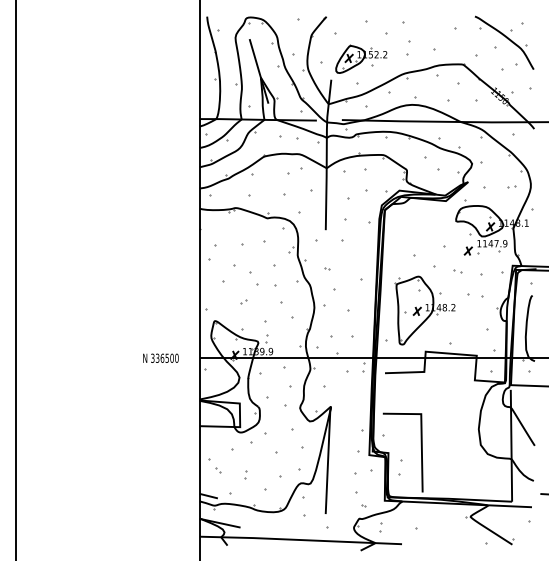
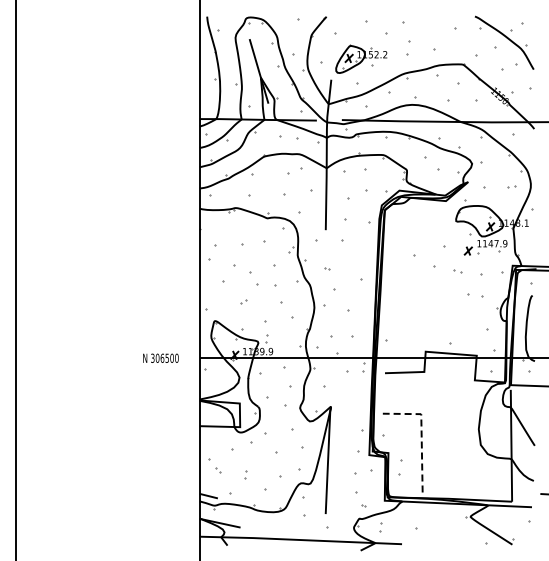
part: present -> none (424, 310)
text: 336500 -> 306500 (157, 357)
line: solid -> dashed (421, 433)
